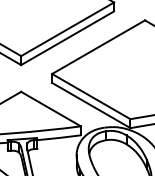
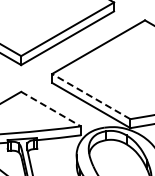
line: solid -> dashed (90, 96)
line: solid -> dashed (51, 109)
